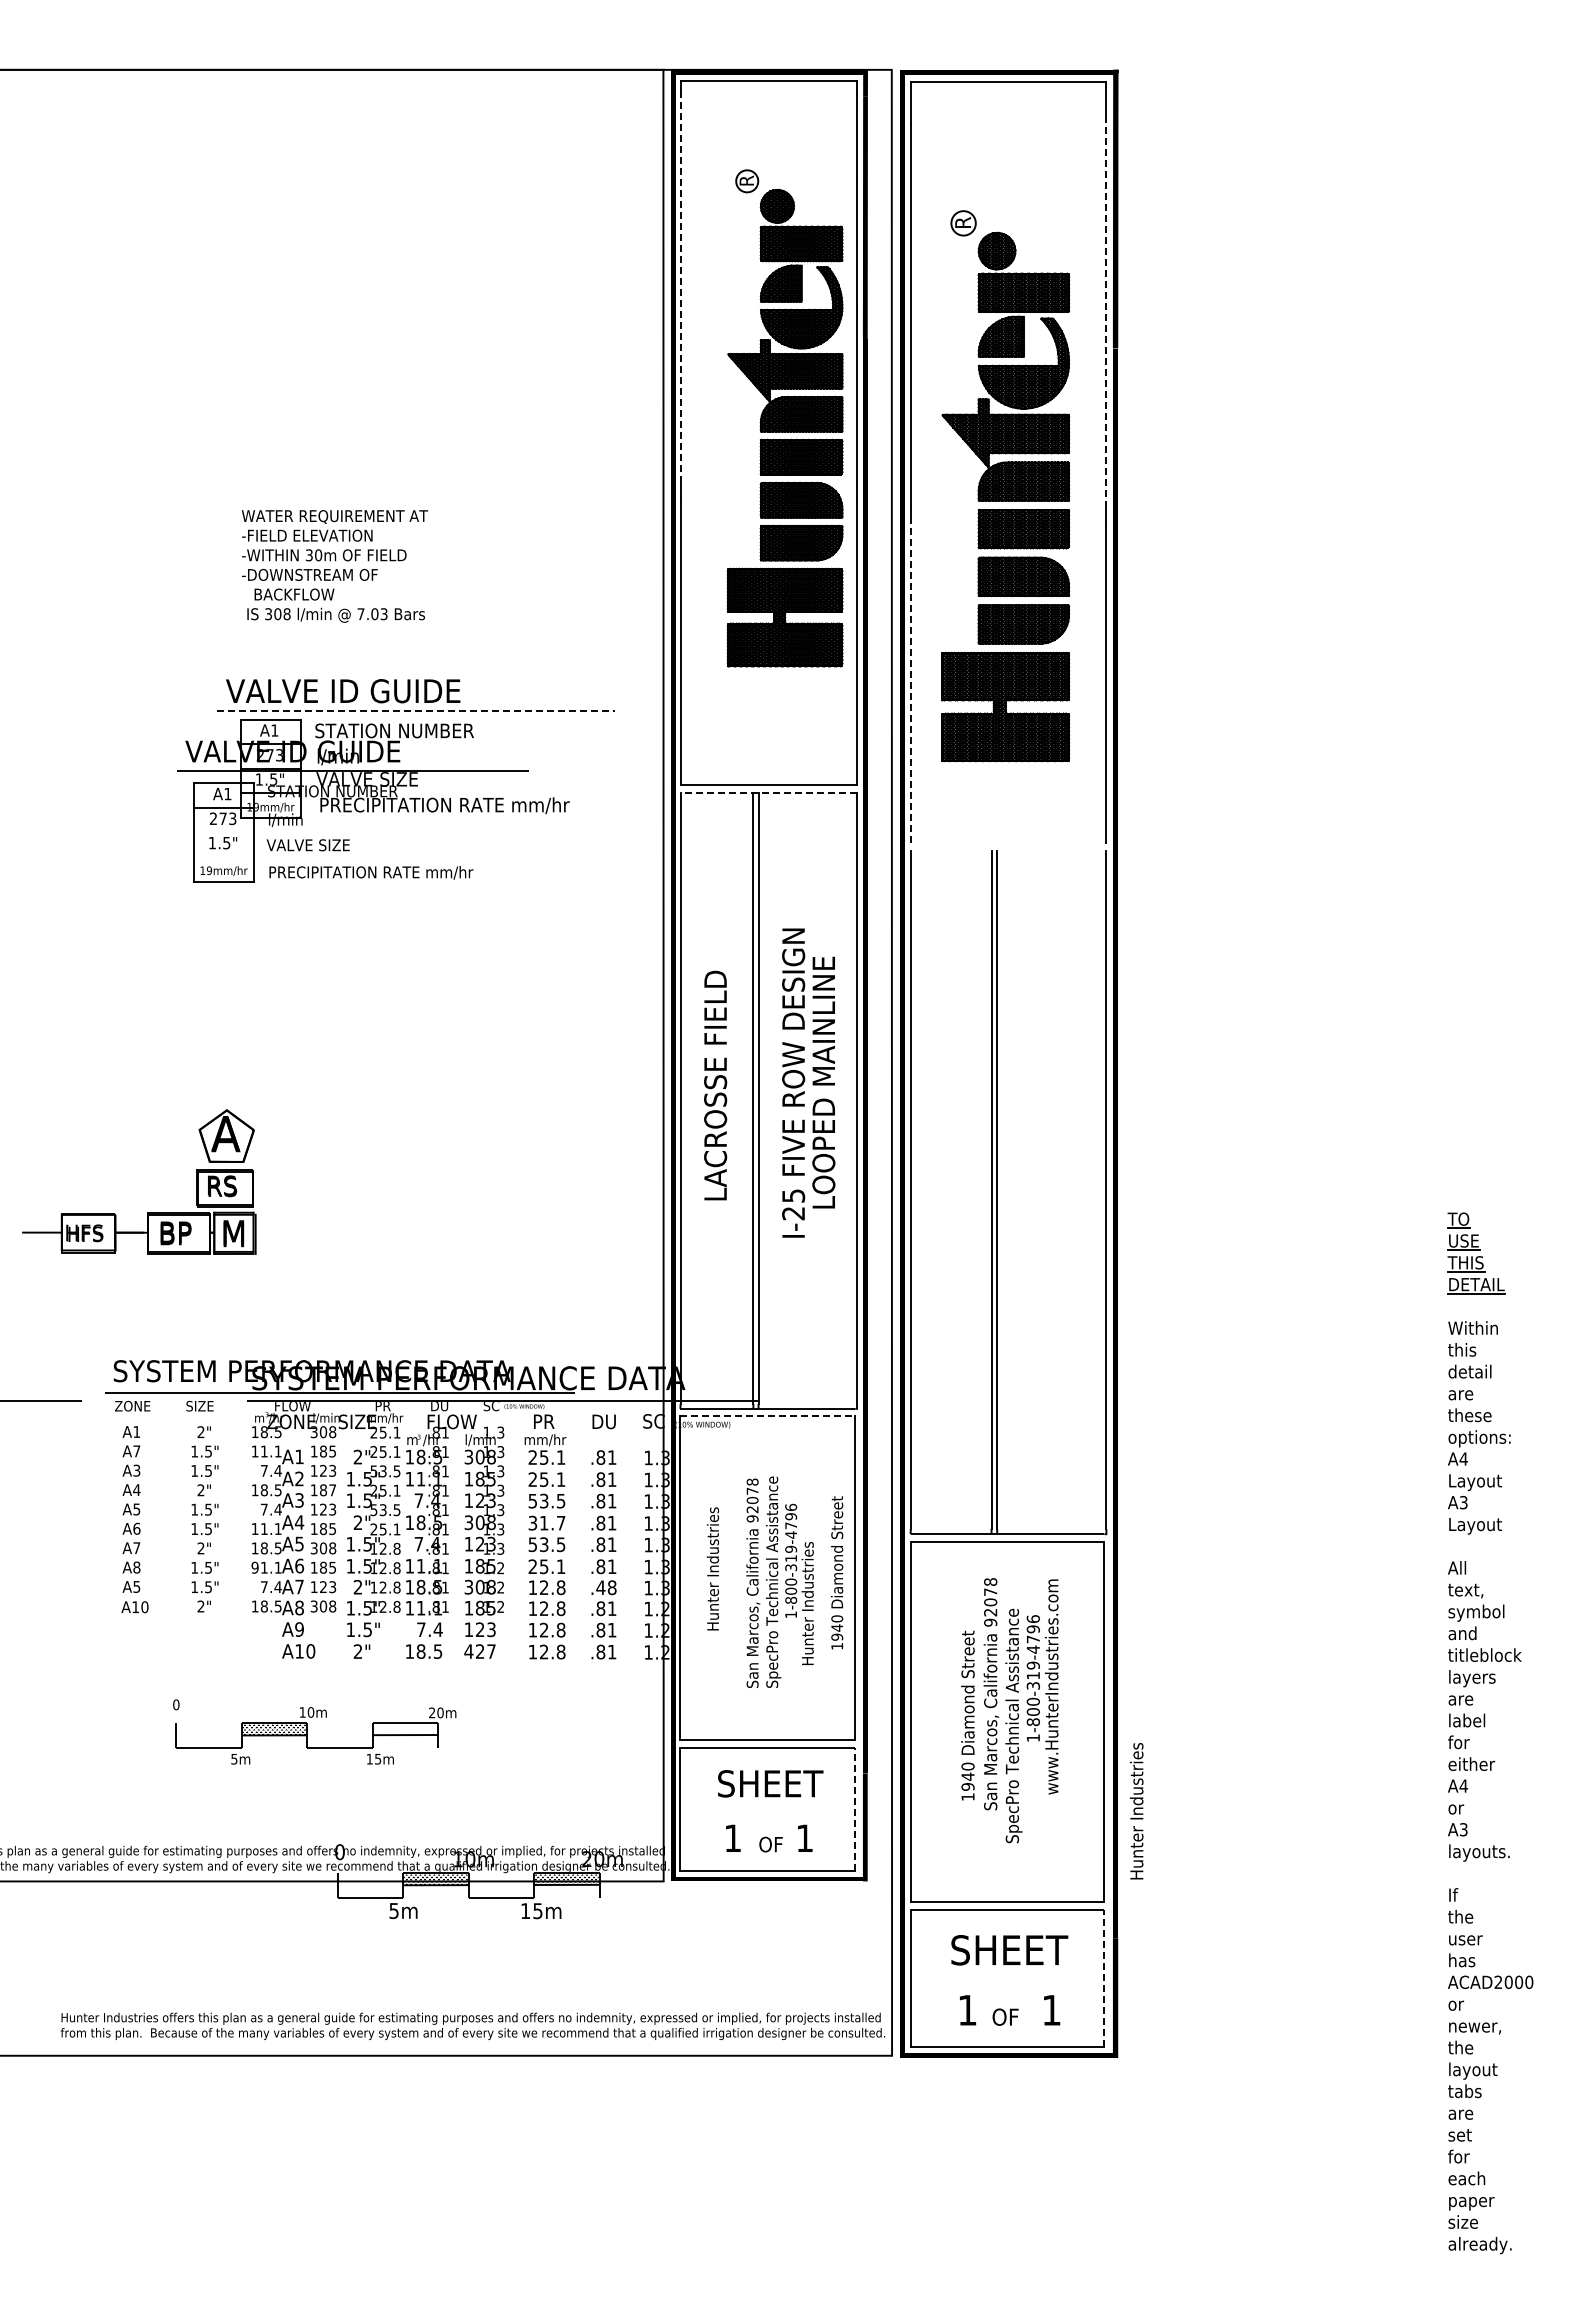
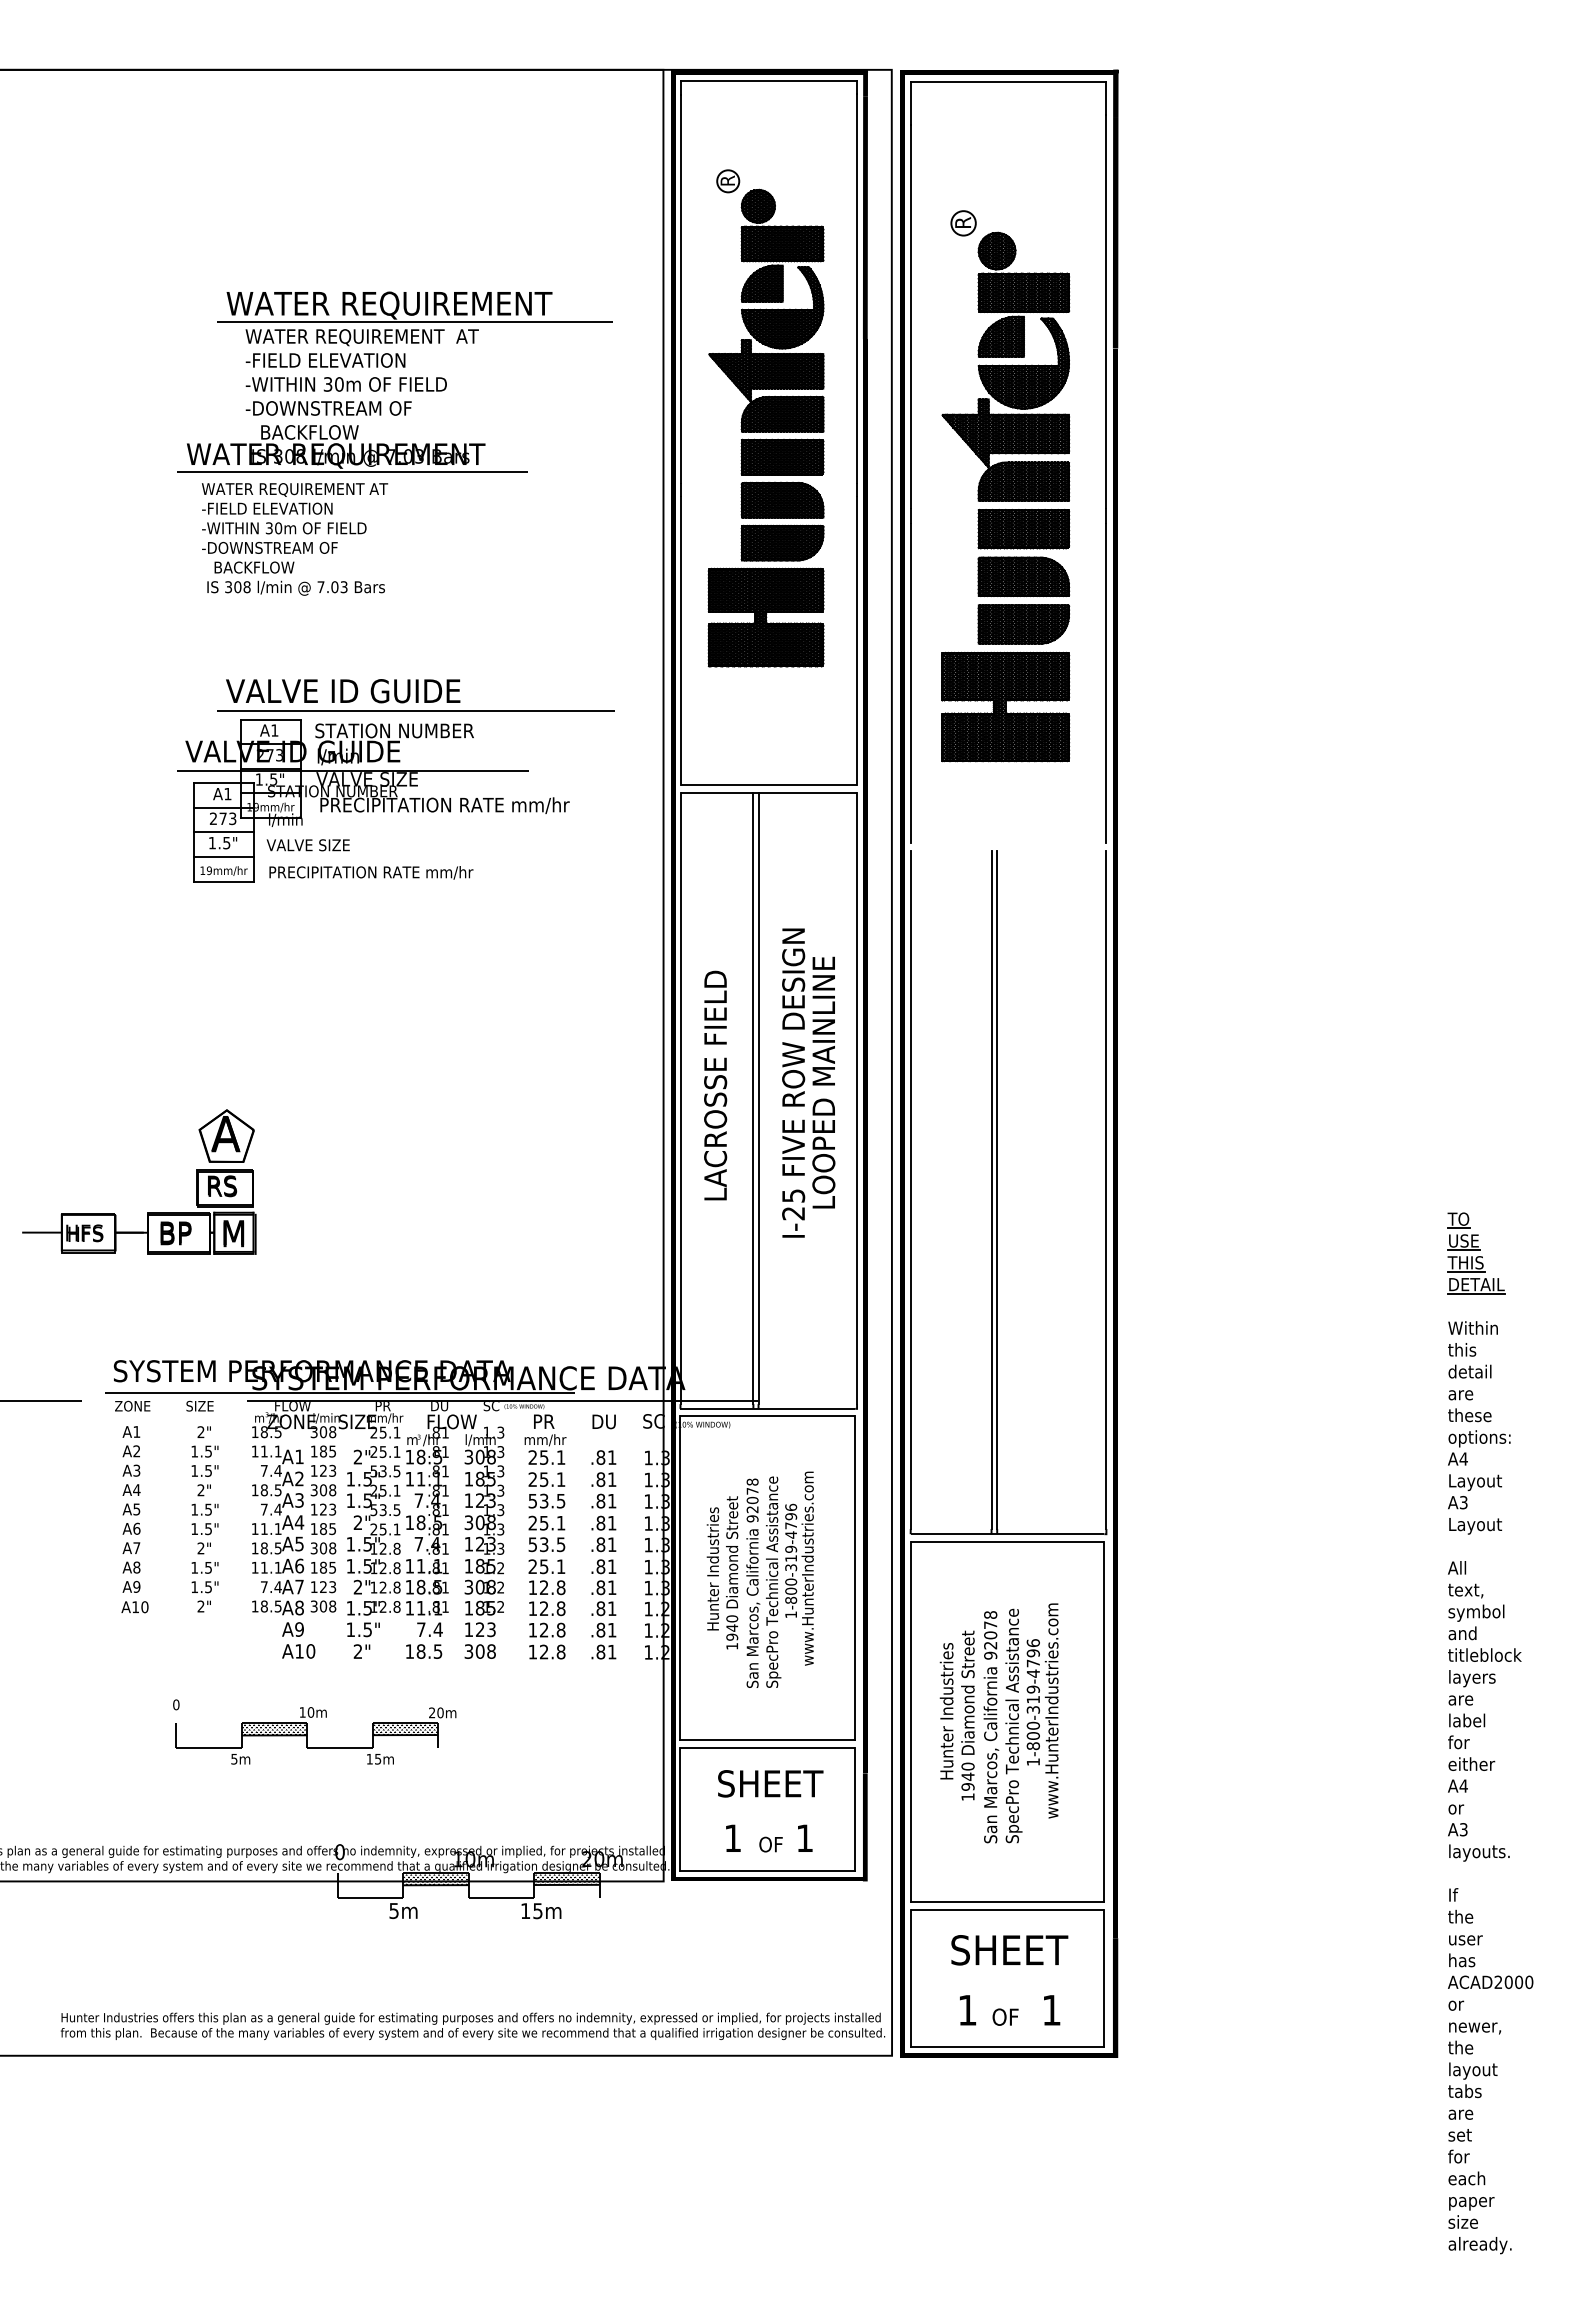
line: dashed -> solid (680, 289)
line: dashed -> solid (1106, 311)
part: none -> present (394, 381)
part position: (784, 418) -> (765, 418) (765, 418)
text position: (335, 566) -> (295, 539) (295, 539)
line: dashed -> solid (910, 682)
line: dashed -> solid (416, 710)
line: dashed -> solid (768, 792)
line: none -> present (223, 832)
line: none -> present (223, 857)
line: dashed -> solid (768, 1416)
text: A7 -> A2 (136, 1451)
text: 187 -> 308 (323, 1490)
text: 31.7 -> 25.1 (546, 1523)
text: 91.1 -> 11.1 (254, 1567)
text: Hunter Industries -> www.HunterIndustries.com (807, 1568)
text position: (837, 1572) -> (732, 1572) (732, 1572)
text: A5 -> A9 (136, 1586)
text: .48 -> .81 (606, 1587)
text: 427 -> 308 (479, 1651)
text position: (1042, 1686) -> (1042, 1710) (1042, 1710)
text position: (991, 1694) -> (991, 1727) (991, 1727)
hatch: none -> present (404, 1729)
line: dashed -> solid (855, 1809)
text position: (1136, 1811) -> (946, 1711) (946, 1711)
line: dashed -> solid (1104, 1977)
